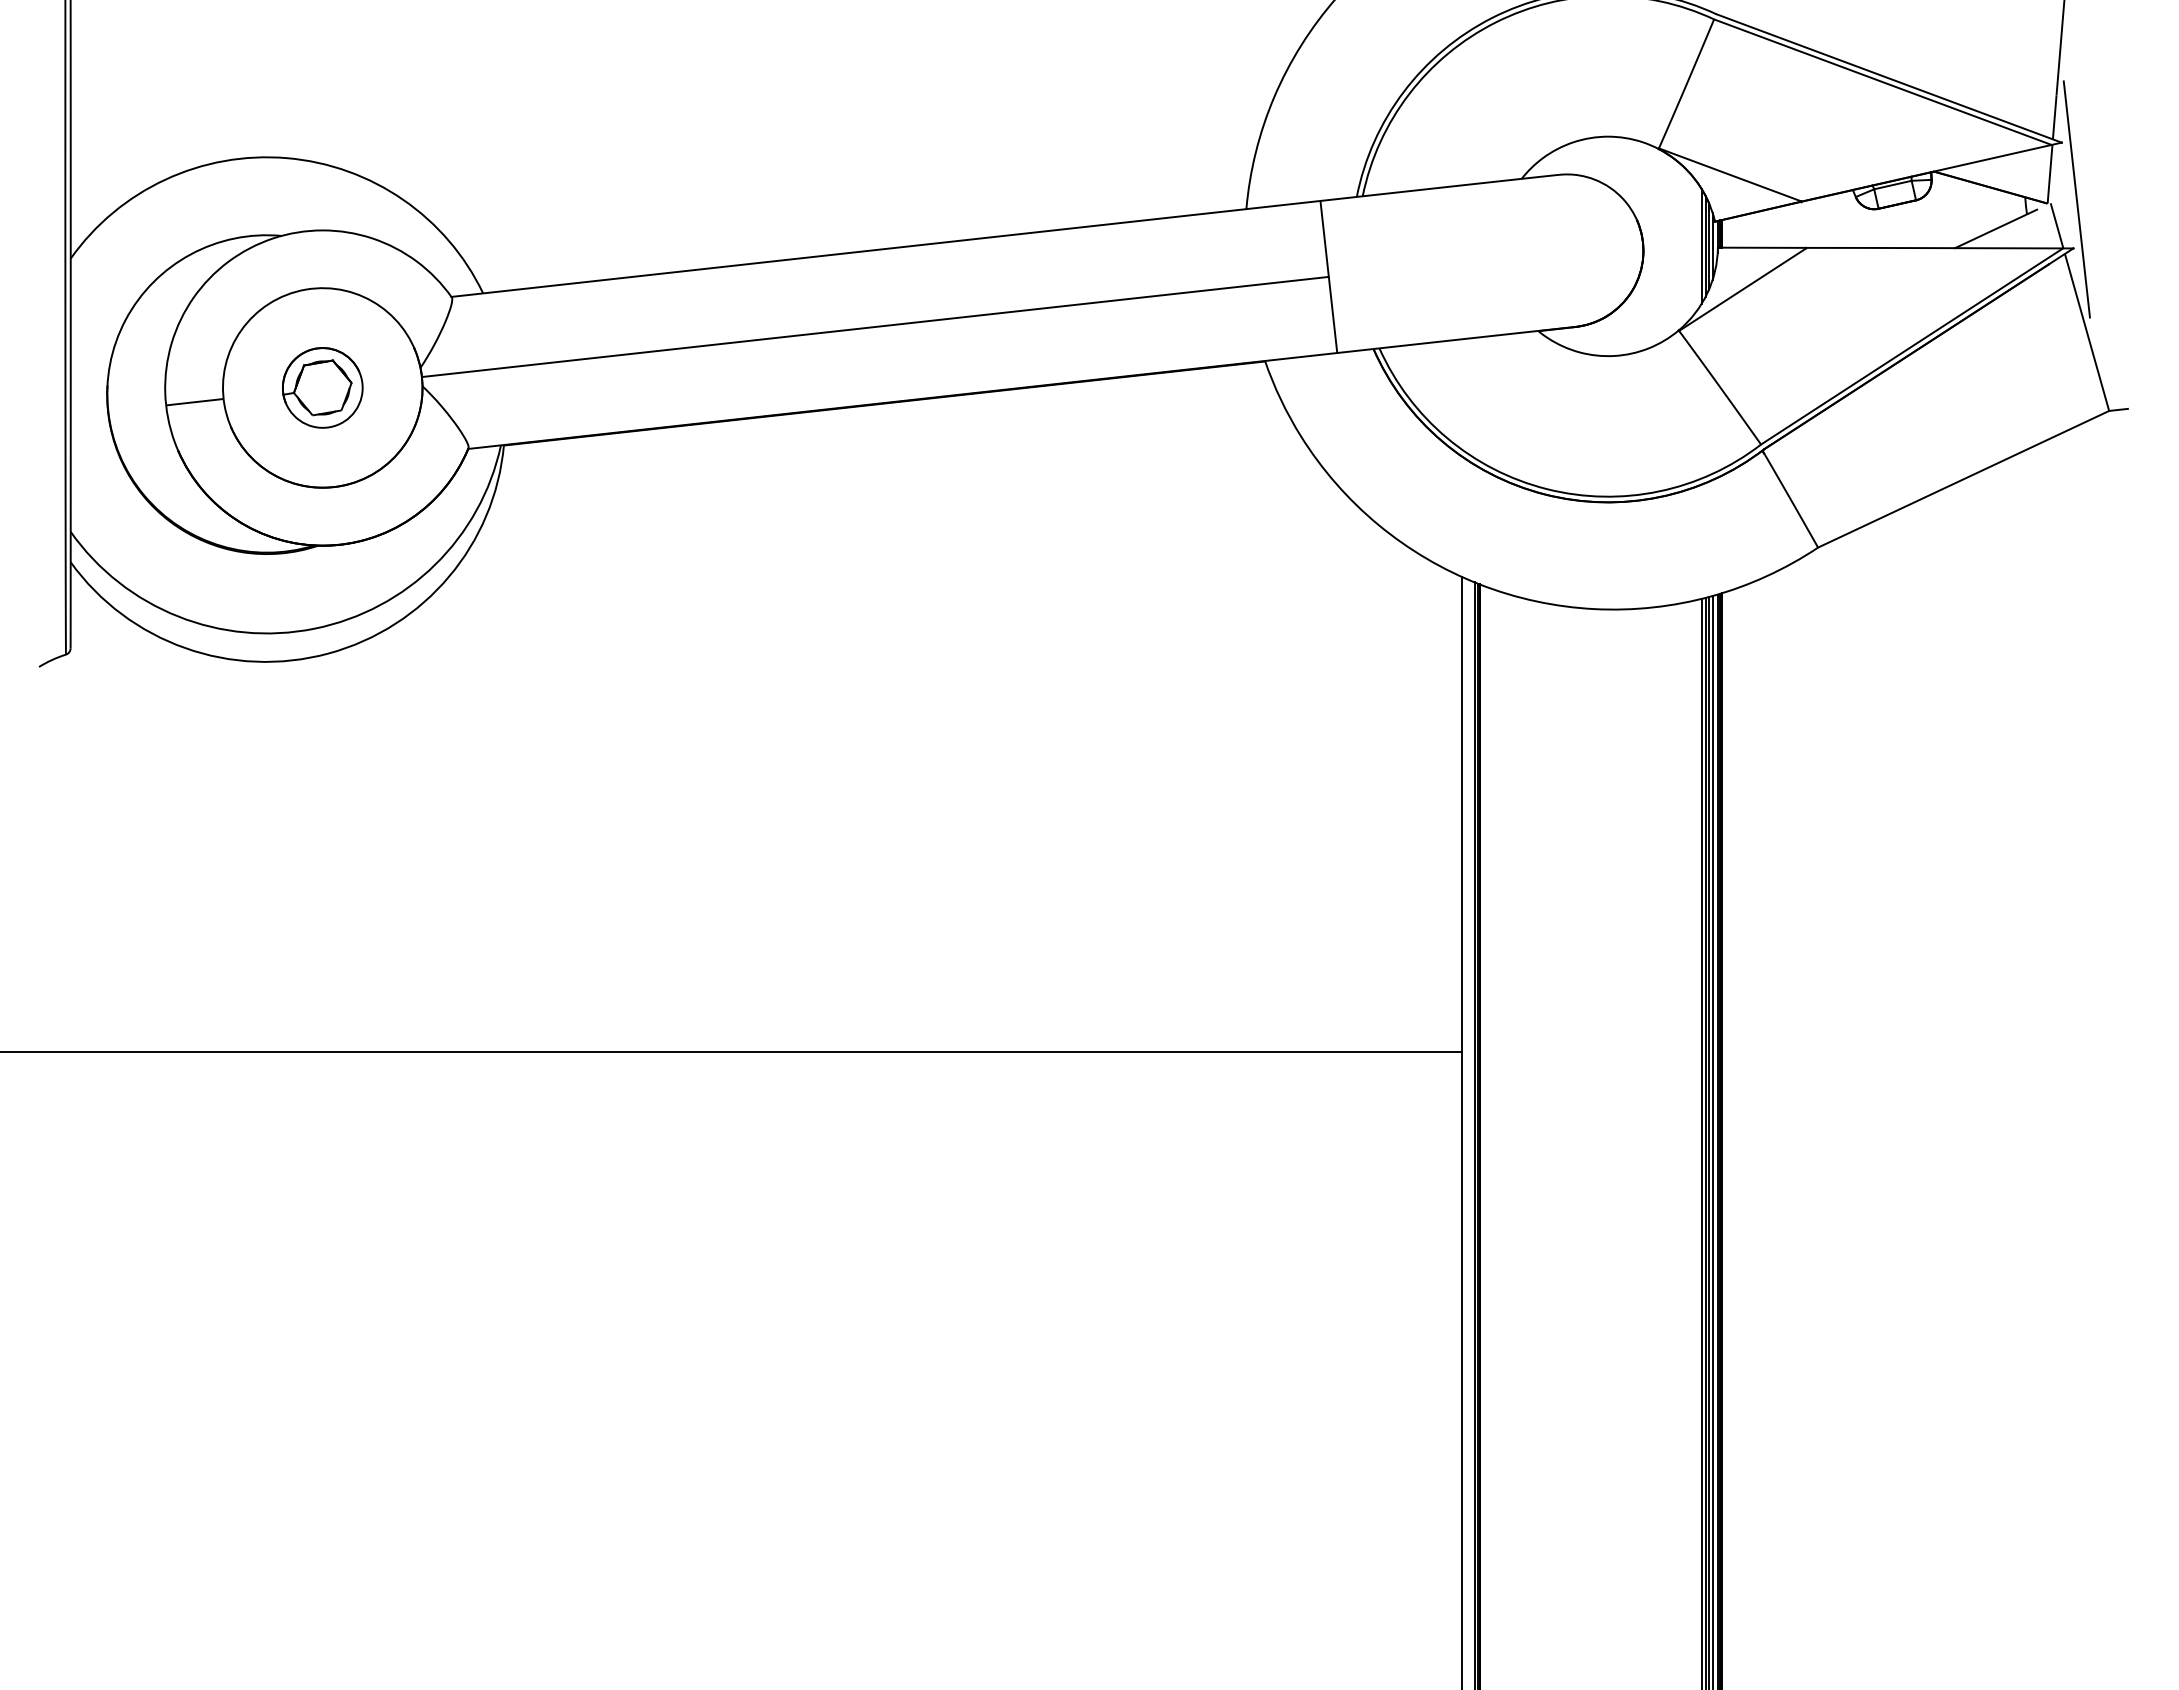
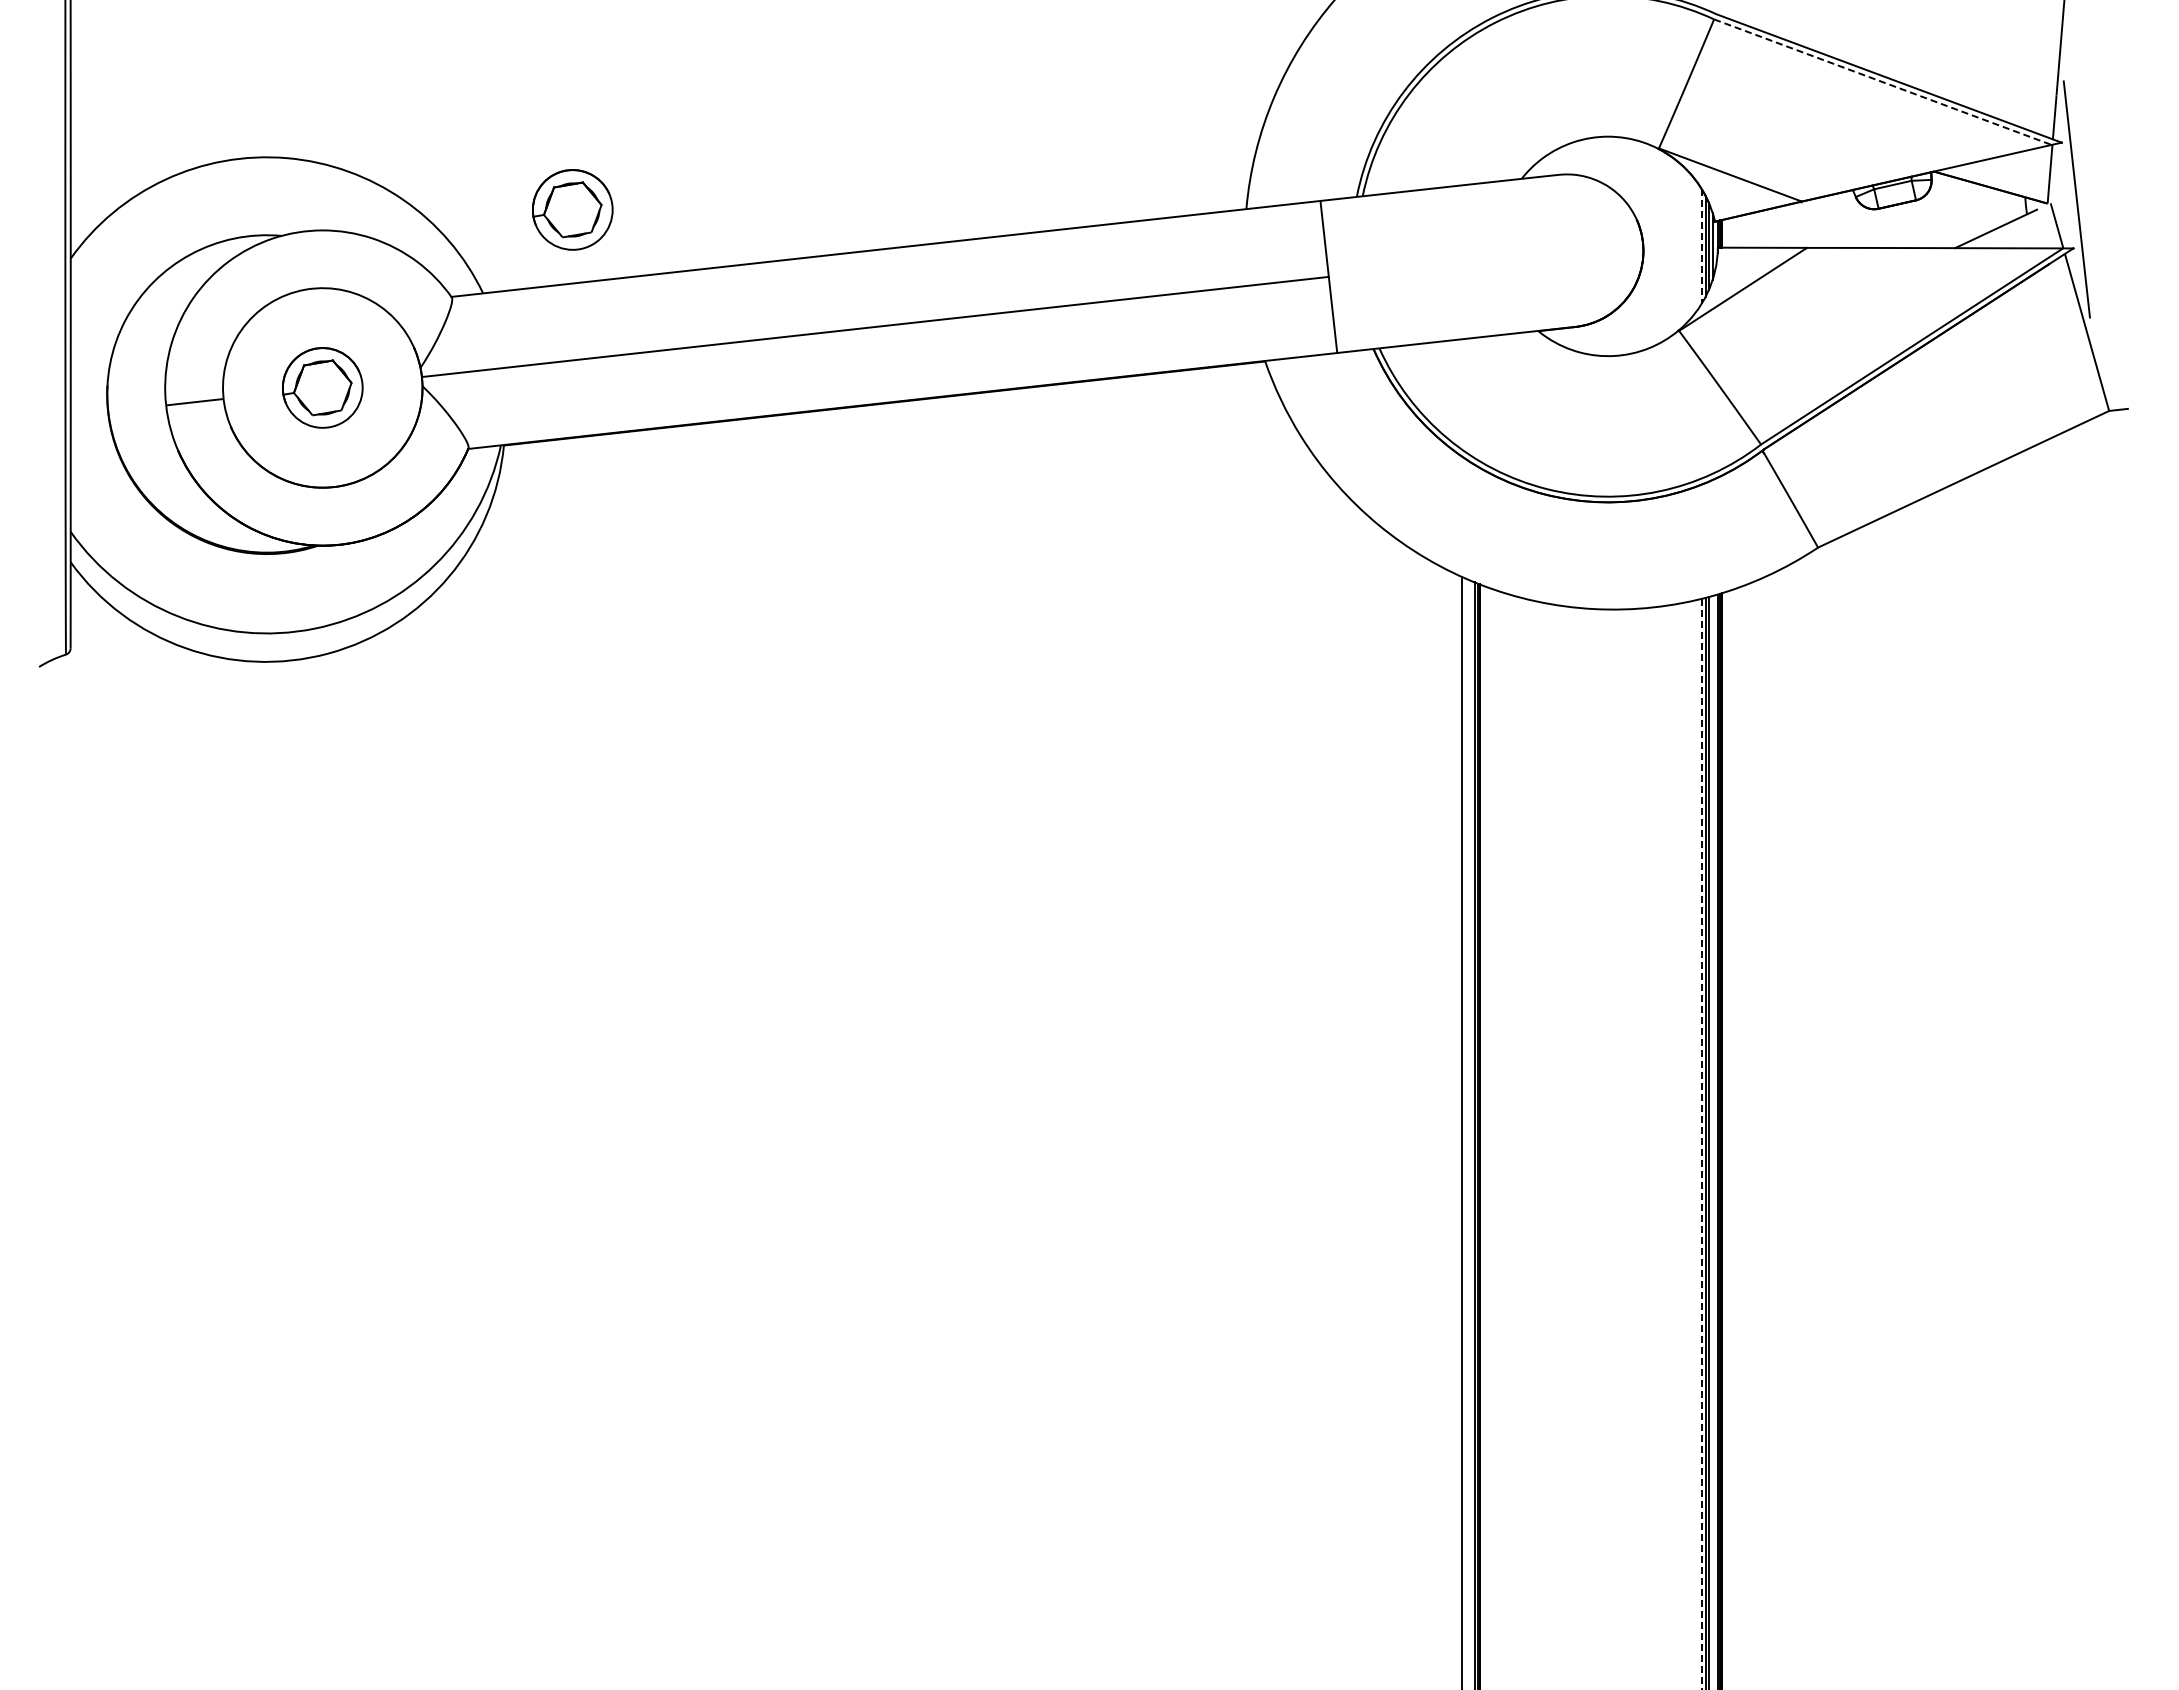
line: solid -> dashed (1883, 82)
part: none -> present (572, 209)
line: solid -> dashed (1701, 246)
line: present -> none (732, 1052)
line: present -> none (1712, 1141)
line: solid -> dashed (1701, 1144)
